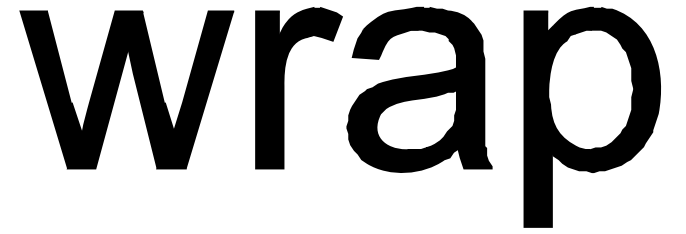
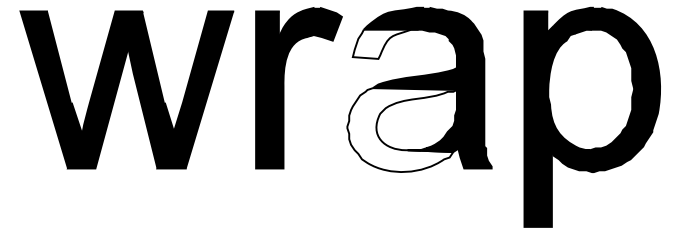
fill: present -> none (385, 43)
fill: present -> none (401, 130)
